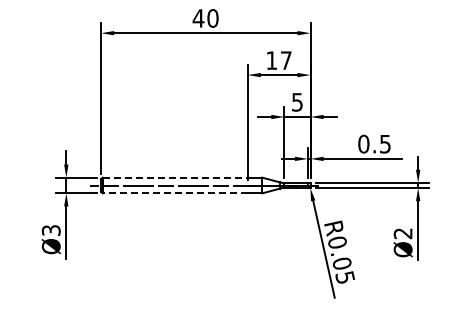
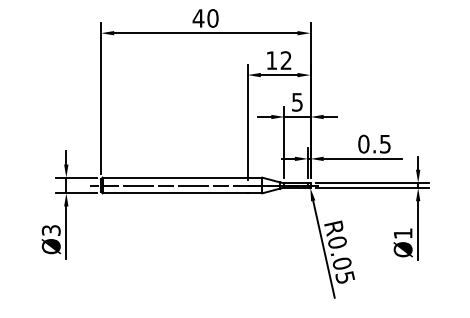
text: 17 -> 12 (285, 60)
line: dashed -> solid (175, 177)
line: dashed -> solid (175, 193)
text: Ø2 -> Ø1 (402, 233)
